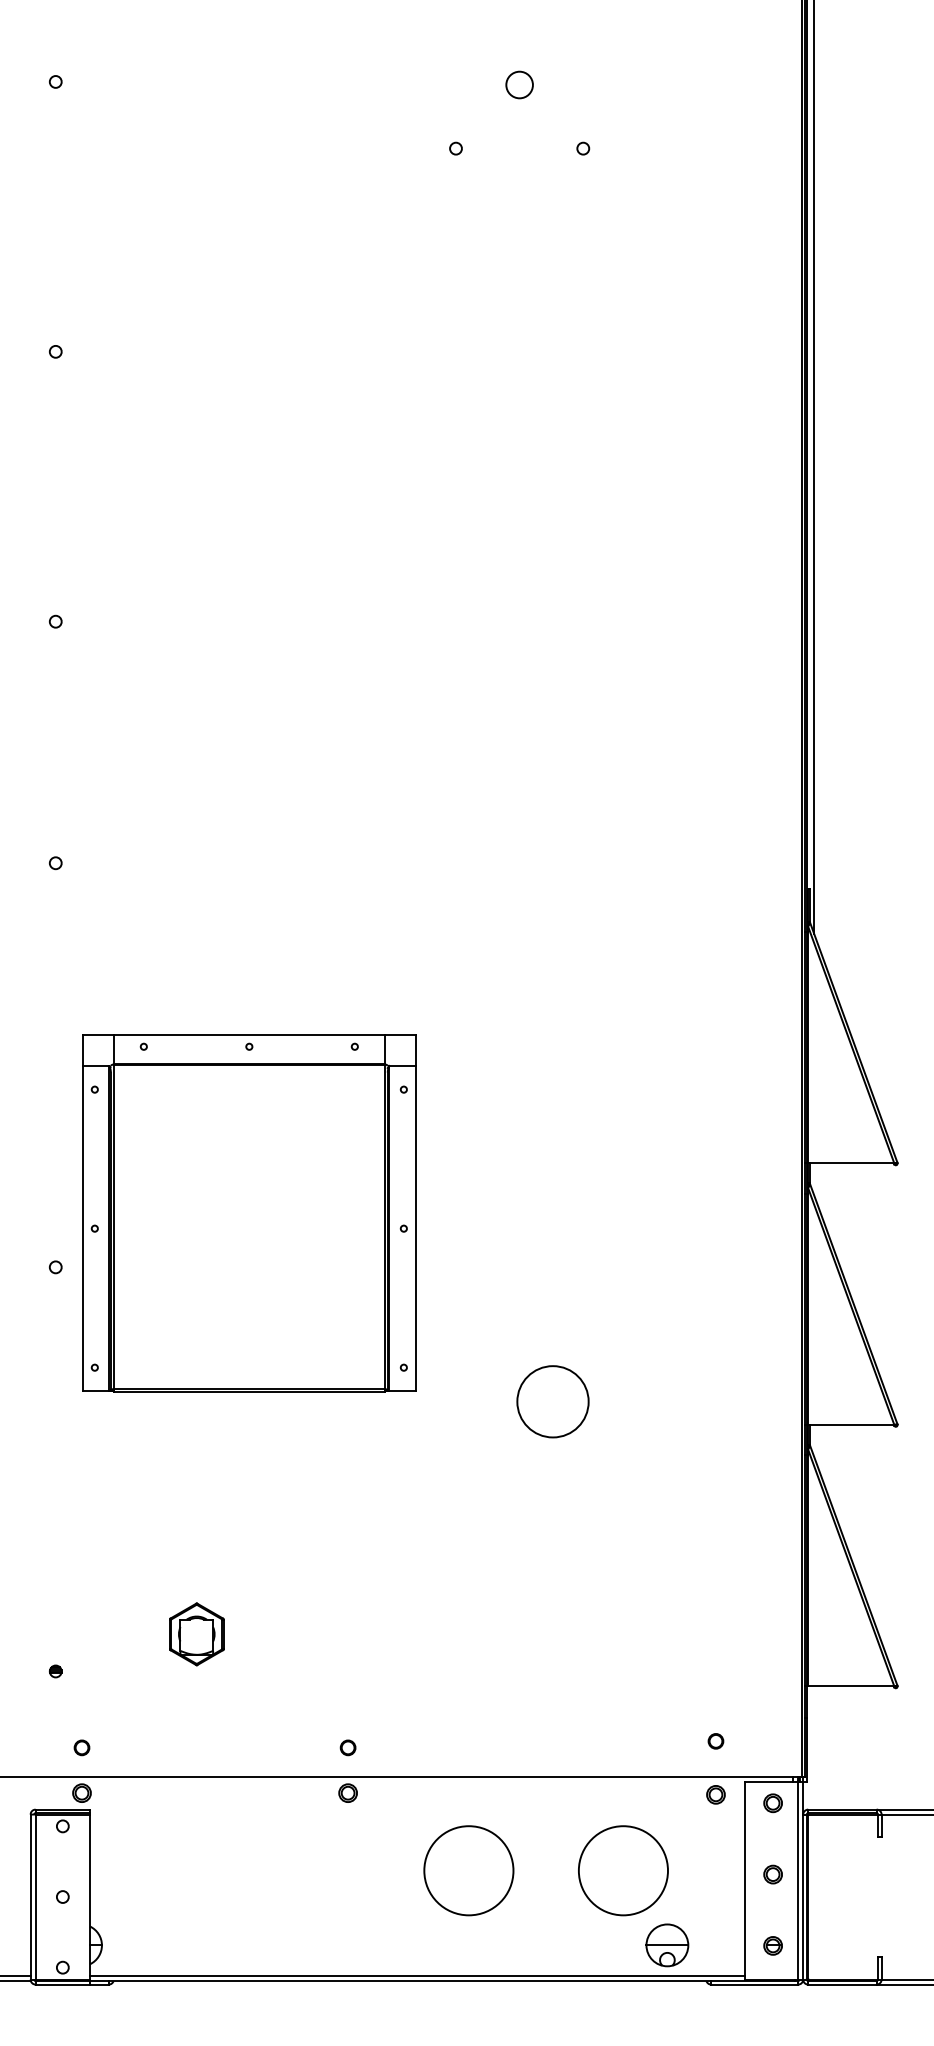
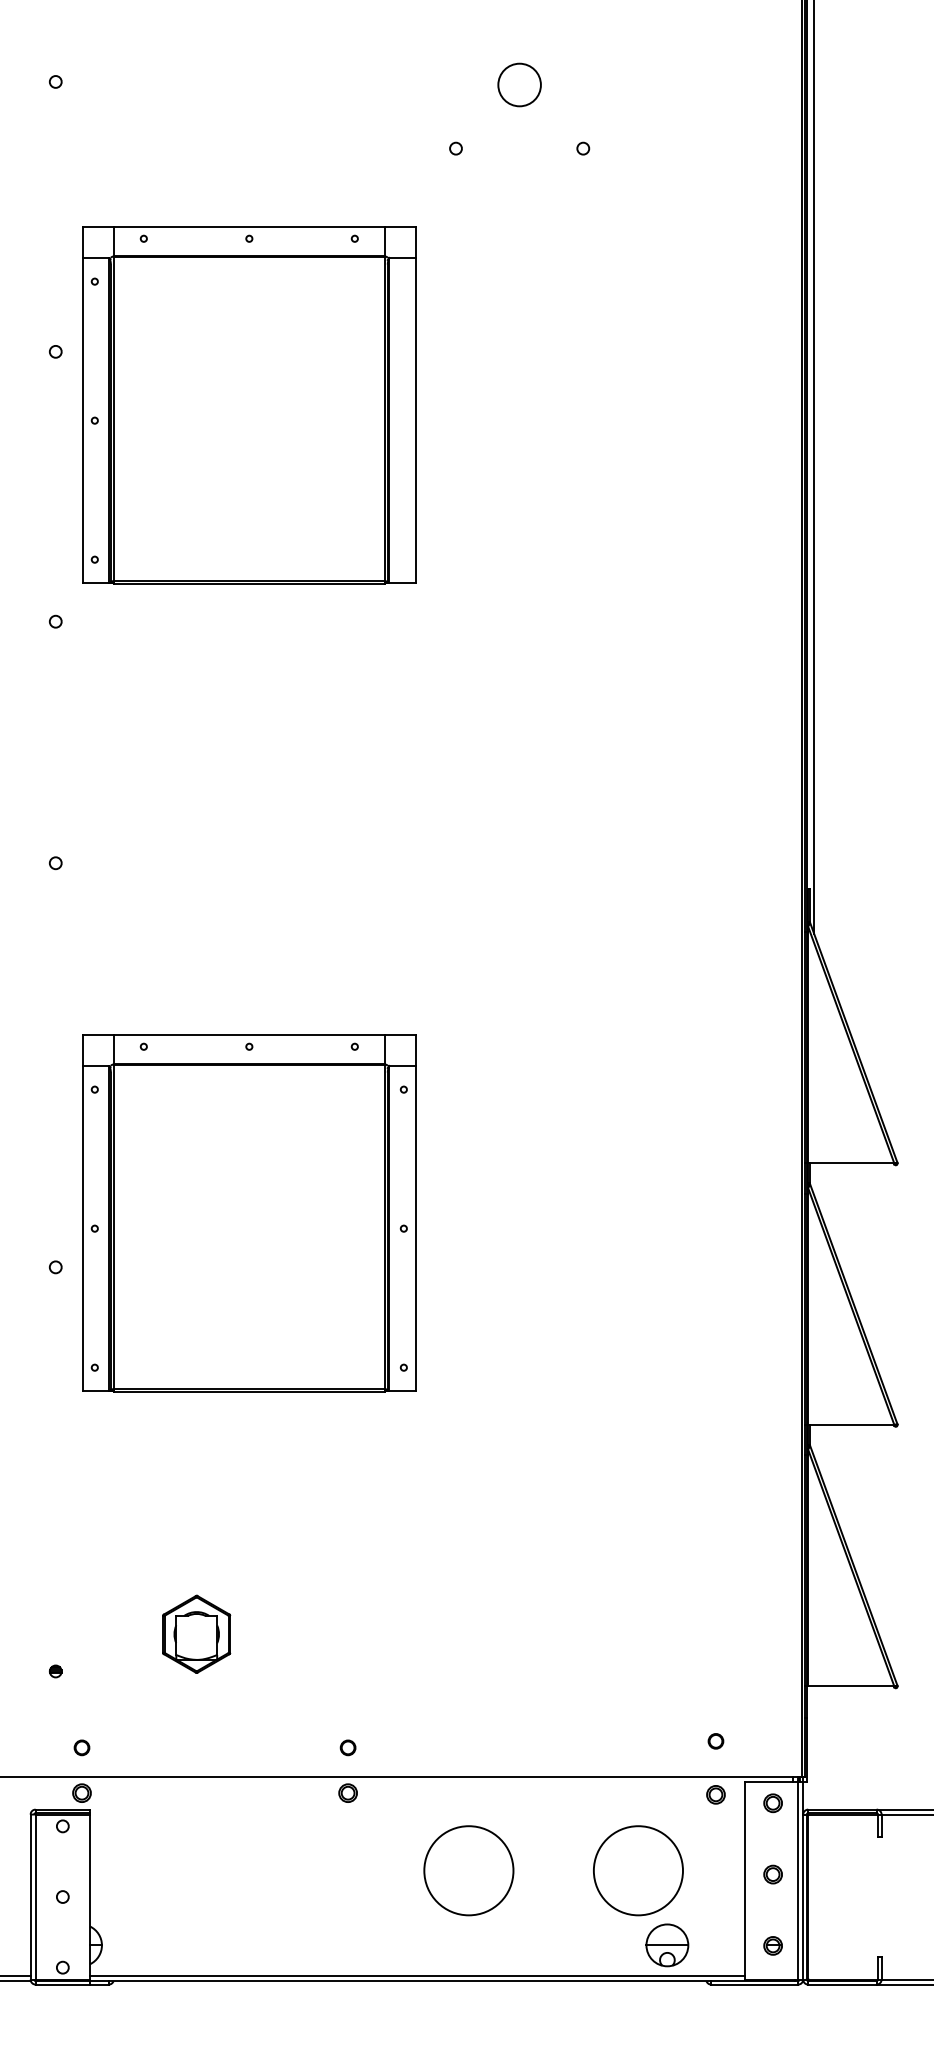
circle diameter: 27 px -> 43 px (519, 84)
part: none -> present (249, 405)
circle: present -> none (552, 1401)
part size: 56x65 px -> 70x80 px (196, 1633)
circle position: (623, 1870) -> (638, 1870) (638, 1870)
